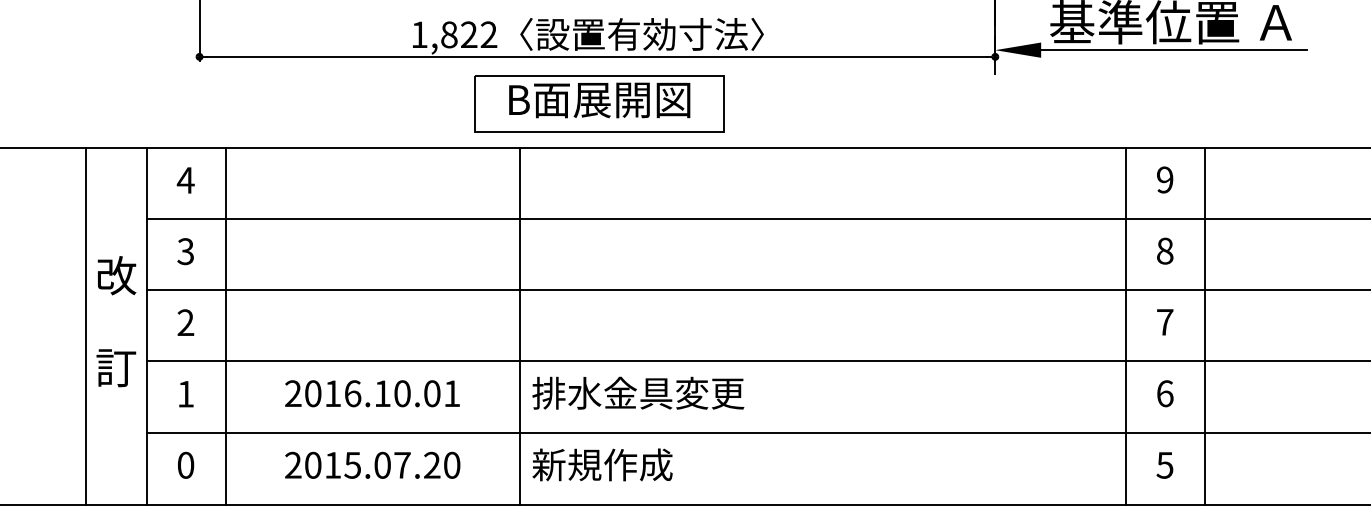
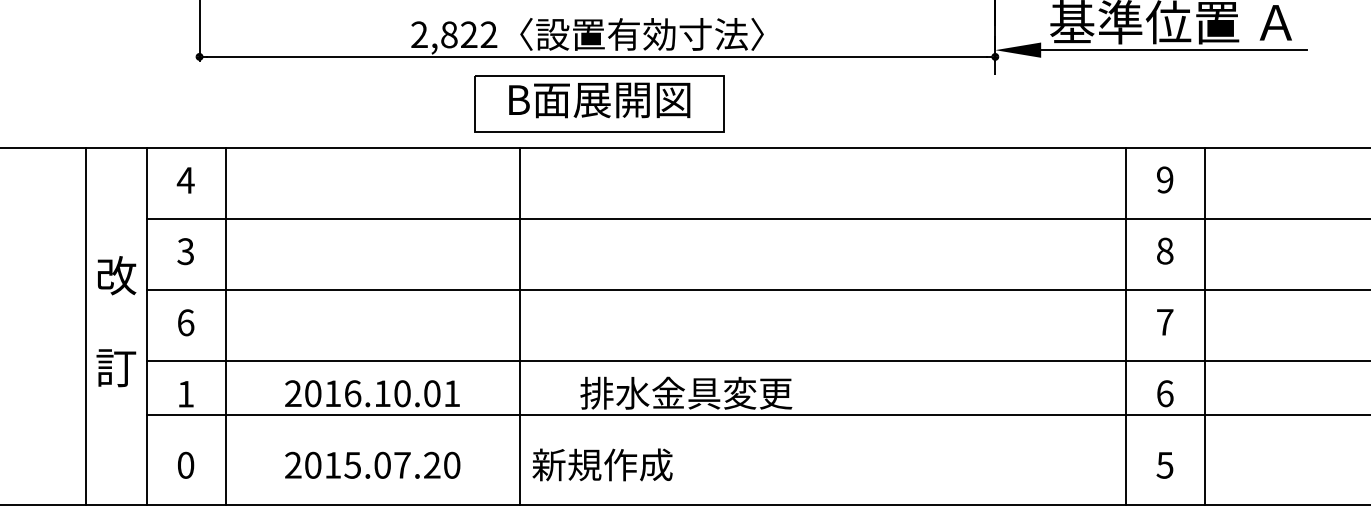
text: 1,822 -> 2,822 (419, 34)
text: 2 -> 6 (185, 322)
text position: (638, 392) -> (686, 392) (686, 392)
line position: (756, 432) -> (756, 414) (756, 414)
